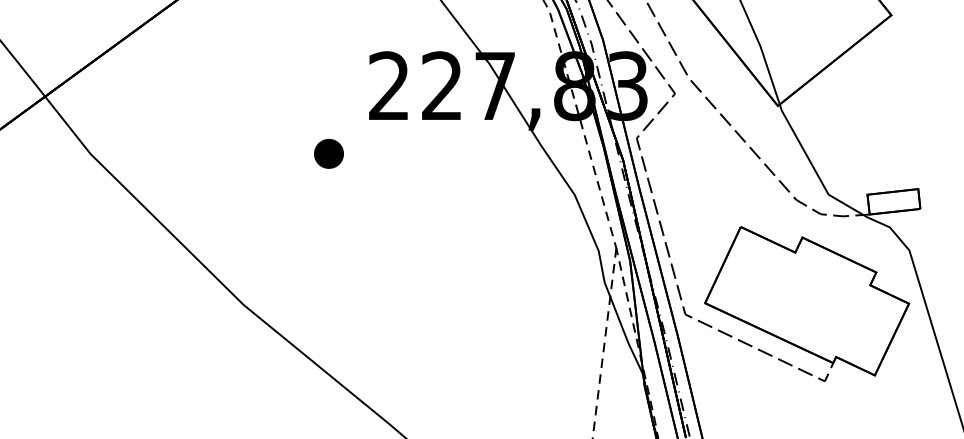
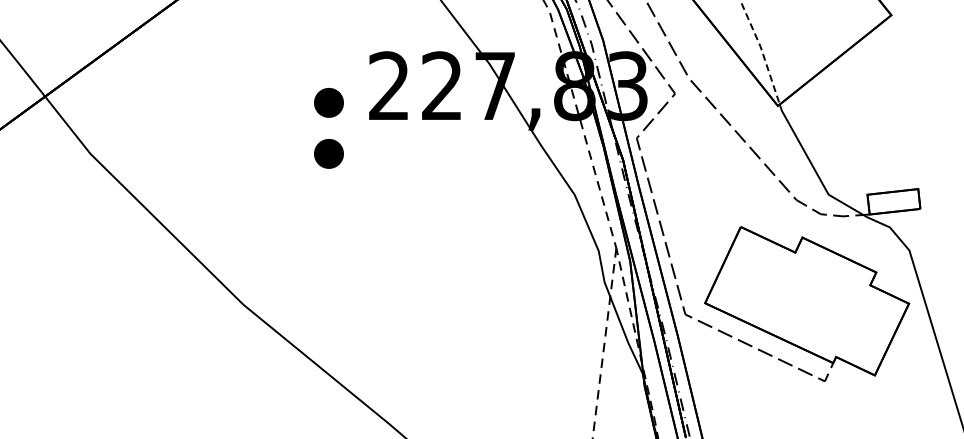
line: solid -> dashed (762, 51)
part: none -> present (328, 102)
